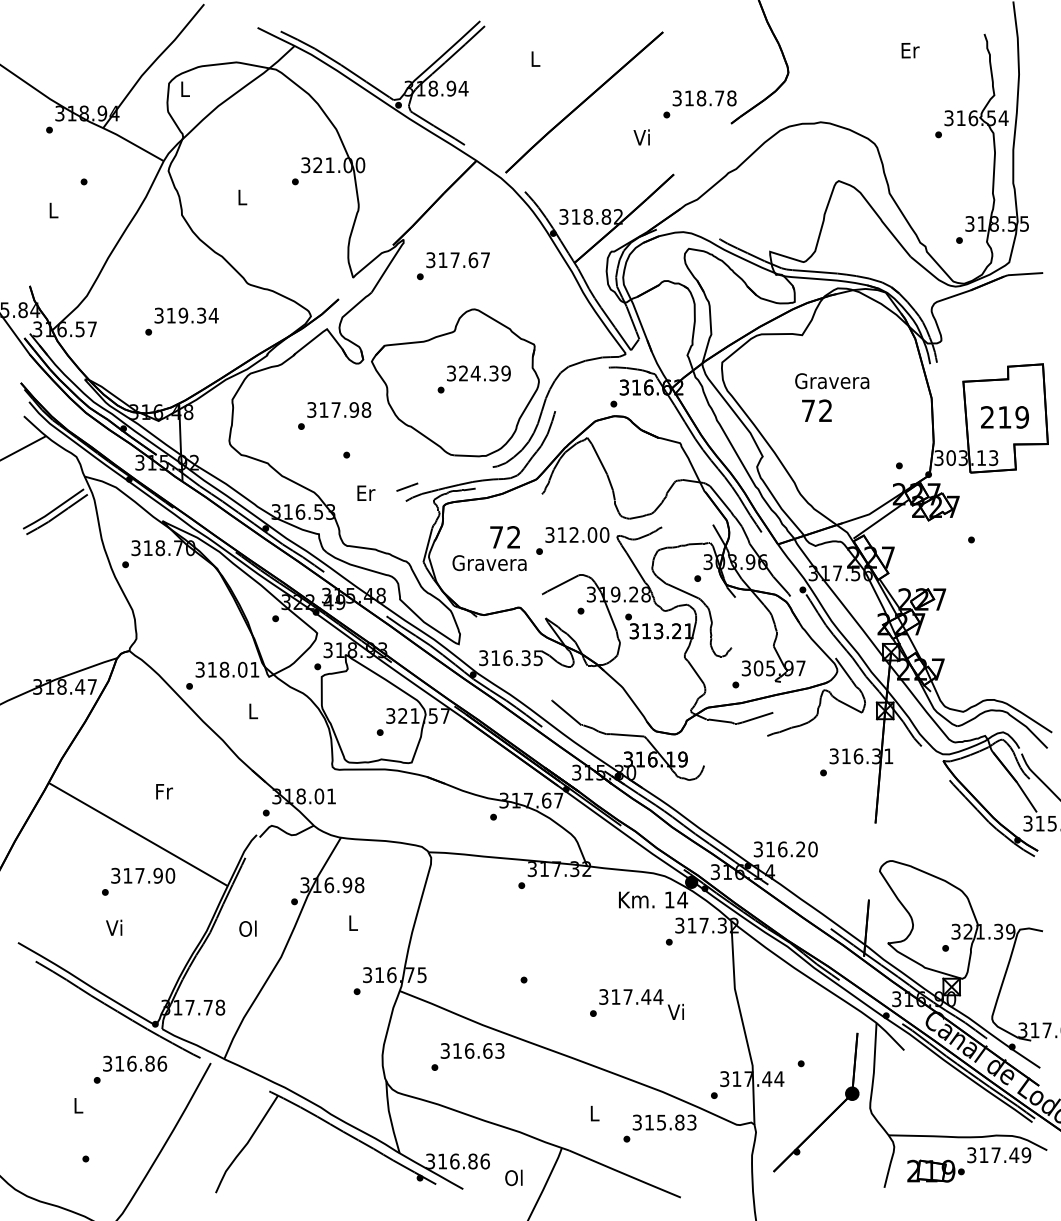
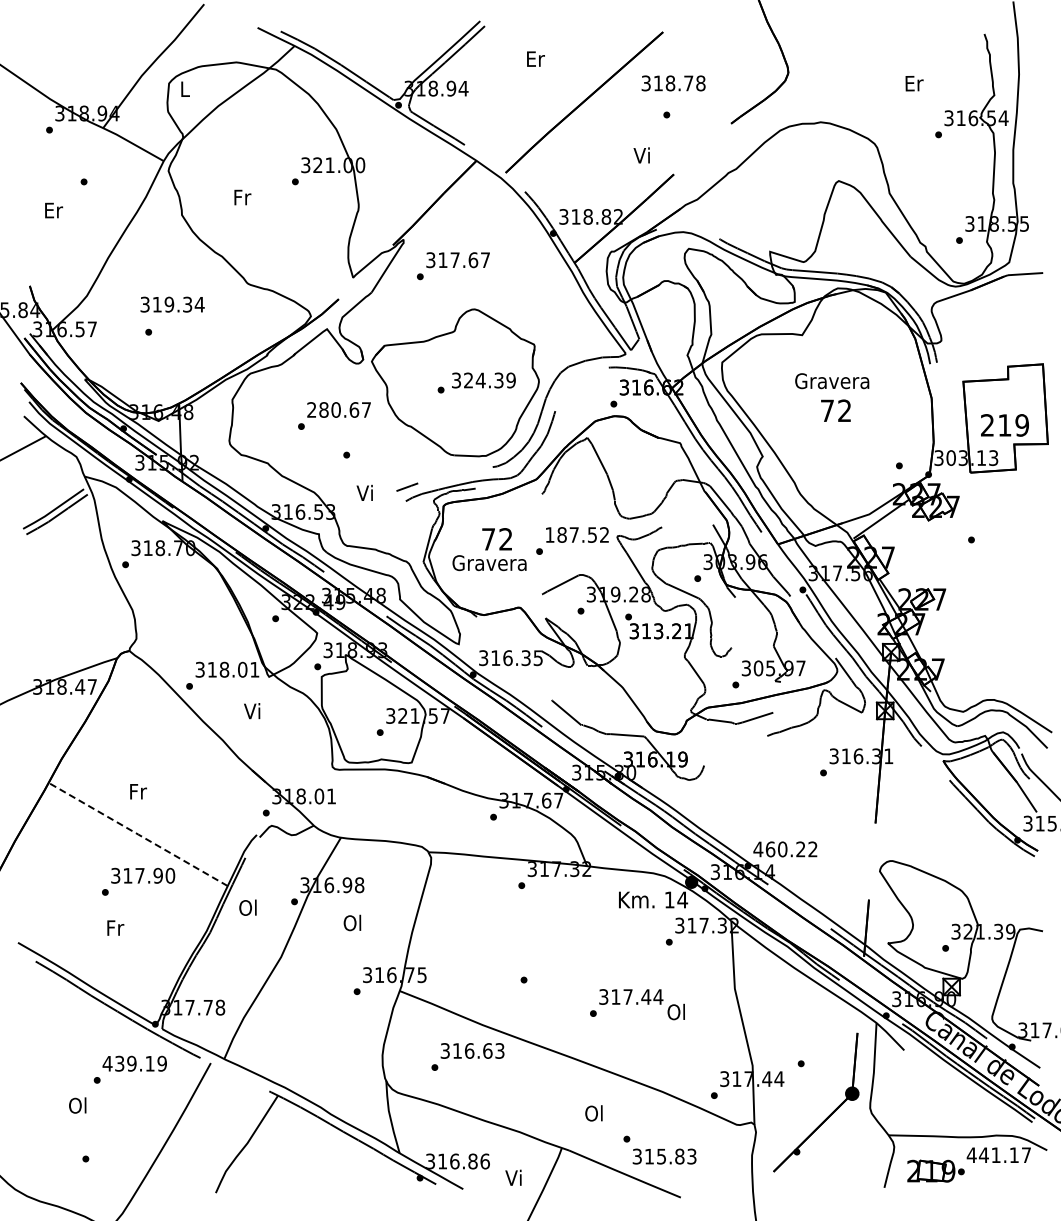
text position: (910, 50) -> (914, 83) (914, 83)
text: L -> Er (535, 58)
text position: (704, 98) -> (673, 83) (673, 83)
text position: (641, 137) -> (641, 155) (641, 155)
text: L -> Fr (242, 197)
text: L -> Er (54, 210)
text position: (186, 315) -> (172, 304) (172, 304)
text position: (478, 373) -> (483, 380) (483, 380)
text: 317.98 -> 280.67 (339, 409)
text position: (816, 410) -> (835, 410) (835, 410)
text position: (1004, 417) -> (1004, 425) (1004, 425)
text: Er -> Vi (365, 492)
text: 312.00 -> 187.52 (577, 534)
text position: (504, 537) -> (496, 539) (496, 539)
text: L -> Vi (252, 711)
text position: (164, 791) -> (138, 791) (138, 791)
line: solid -> dashed (138, 834)
text: 316.20 -> 460.22 (785, 849)
text: L -> Ol (352, 922)
text: Vi -> Fr (115, 927)
text position: (247, 928) -> (247, 907) (247, 907)
text: Vi -> Ol (675, 1011)
text: 316.86 -> 439.19 (134, 1063)
text: L -> Ol (77, 1105)
text: L -> Ol (593, 1113)
text position: (664, 1122) -> (664, 1156) (664, 1156)
text: 317.49 -> 441.17 (998, 1155)
text: Ol -> Vi (513, 1177)
